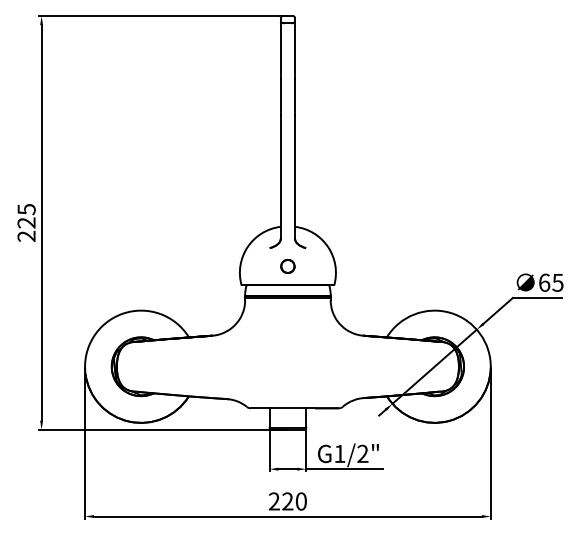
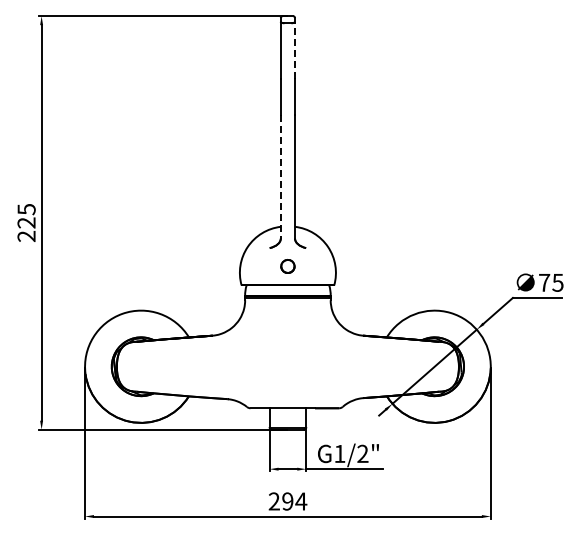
line: solid -> dashed (295, 50)
line: solid -> dashed (280, 177)
text: 65 -> 75 (544, 282)
text: 220 -> 294 (294, 501)
